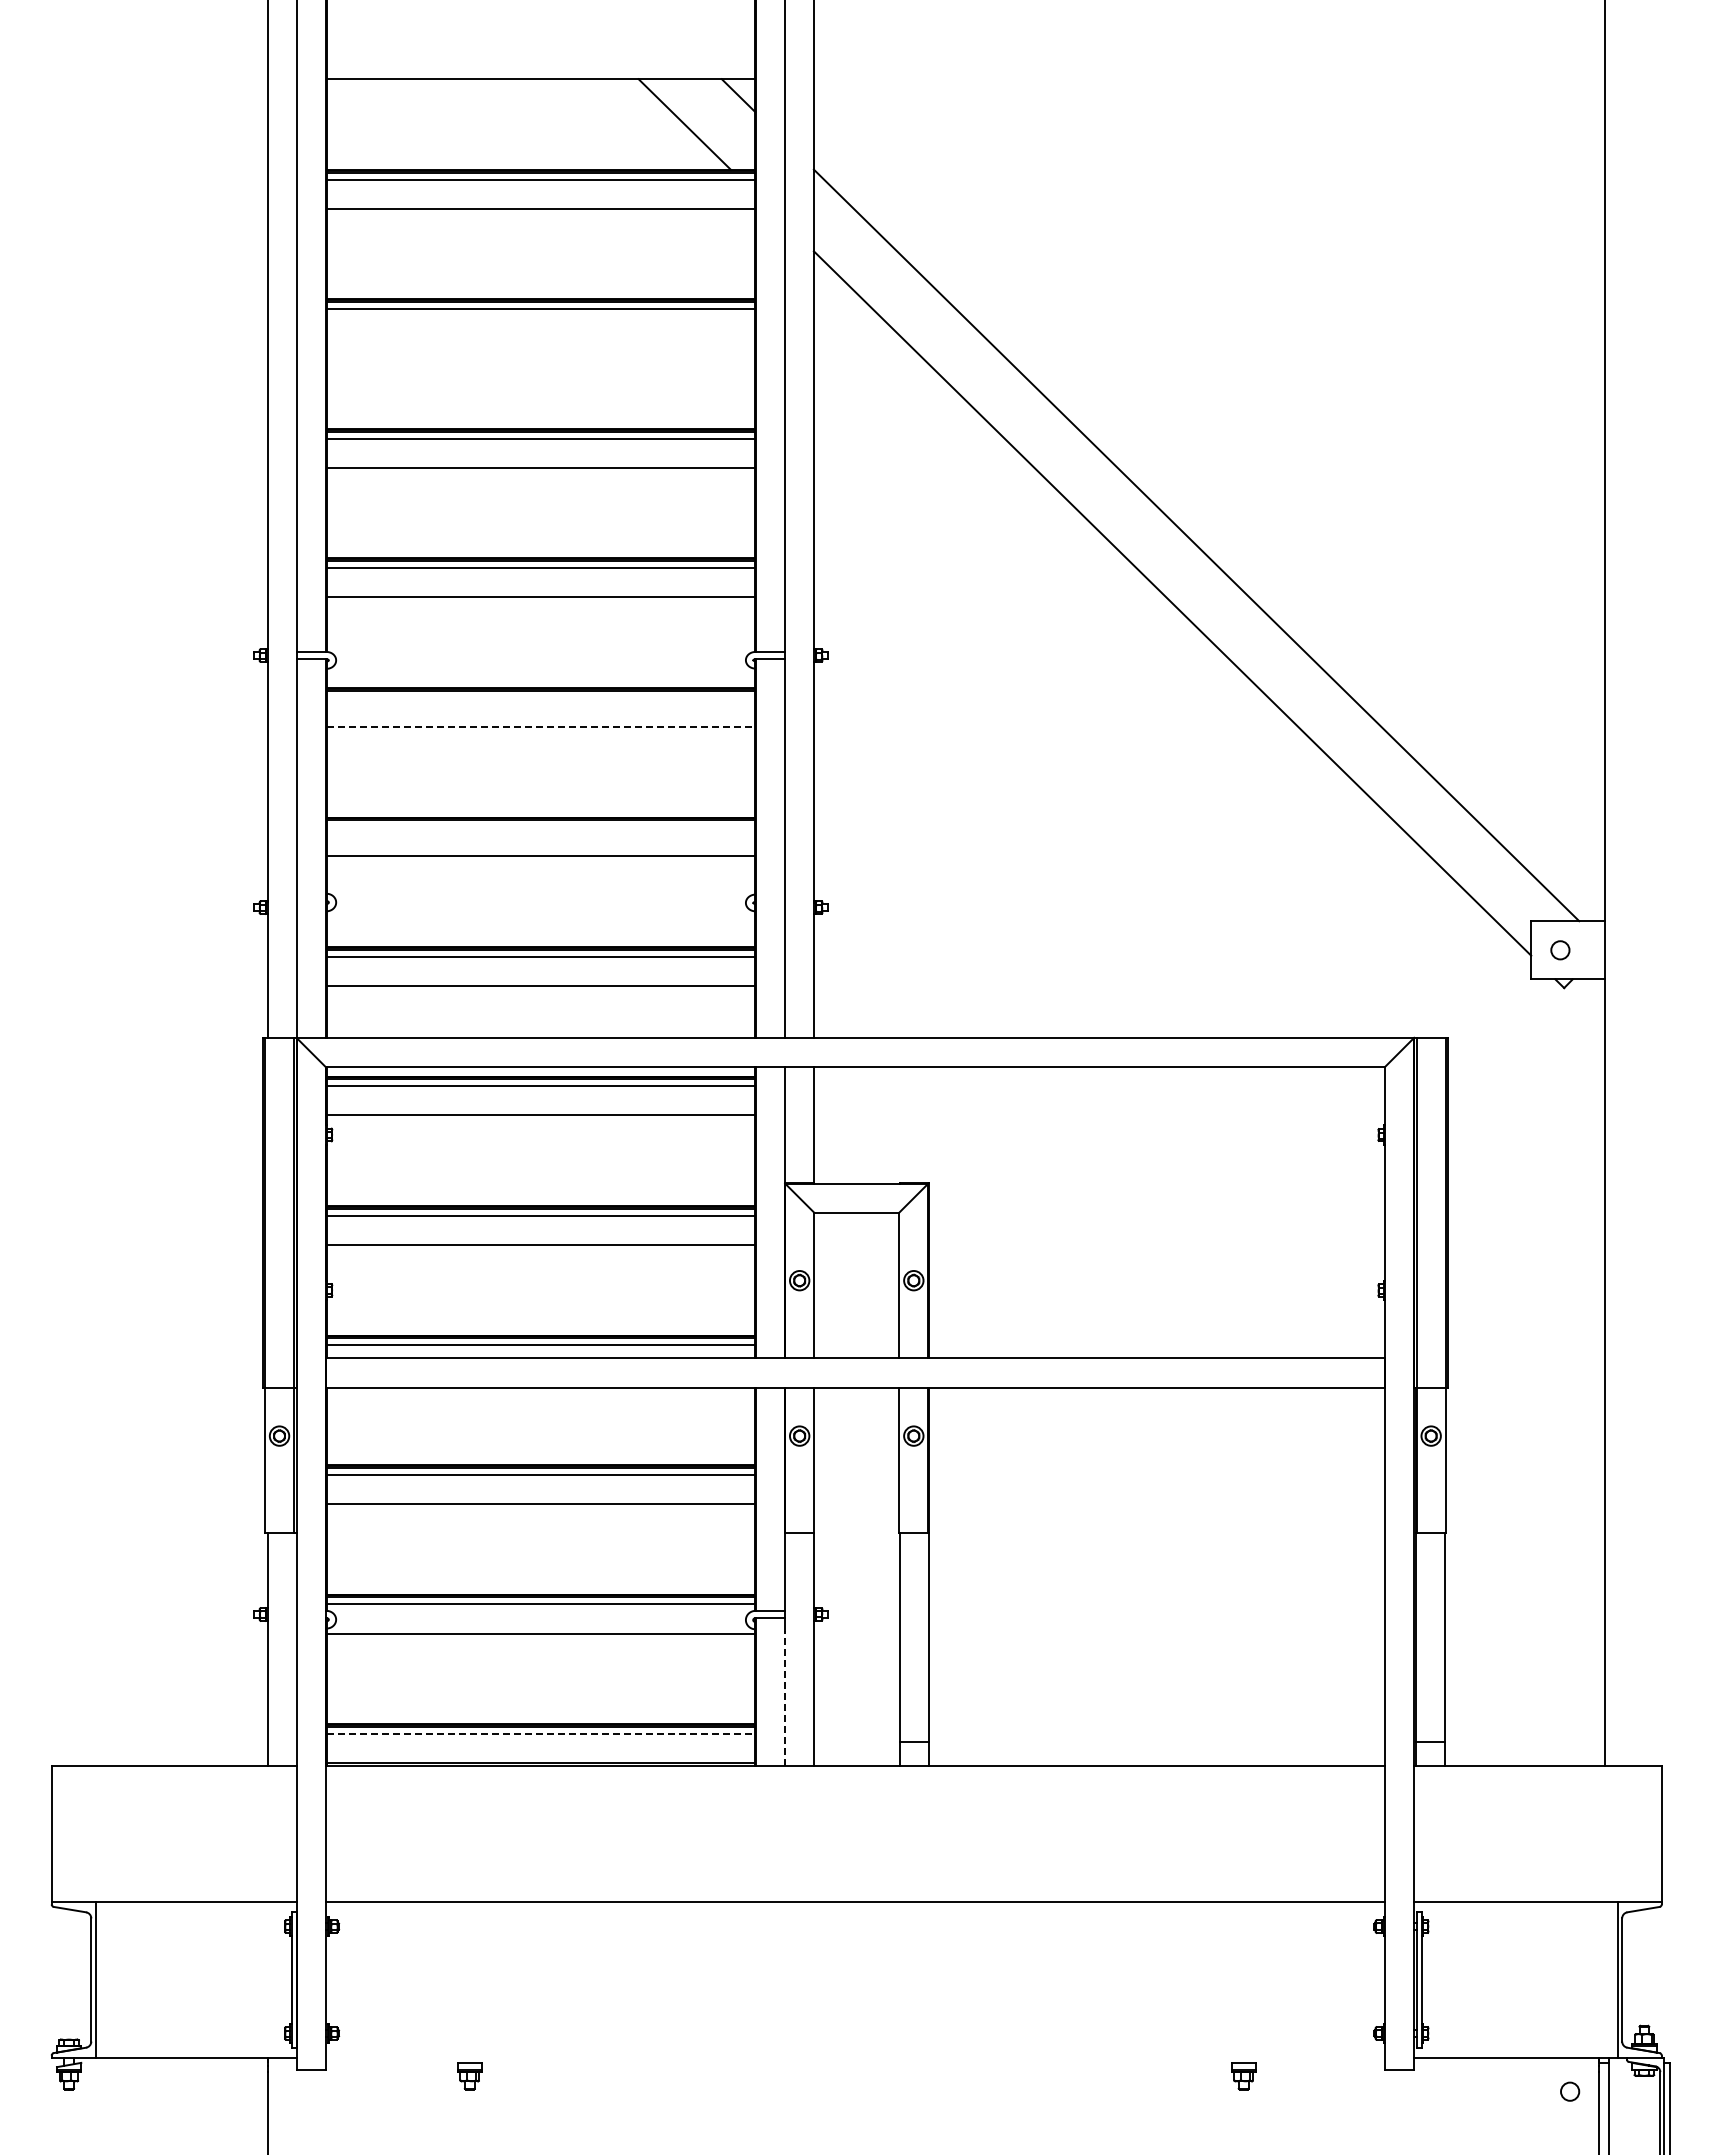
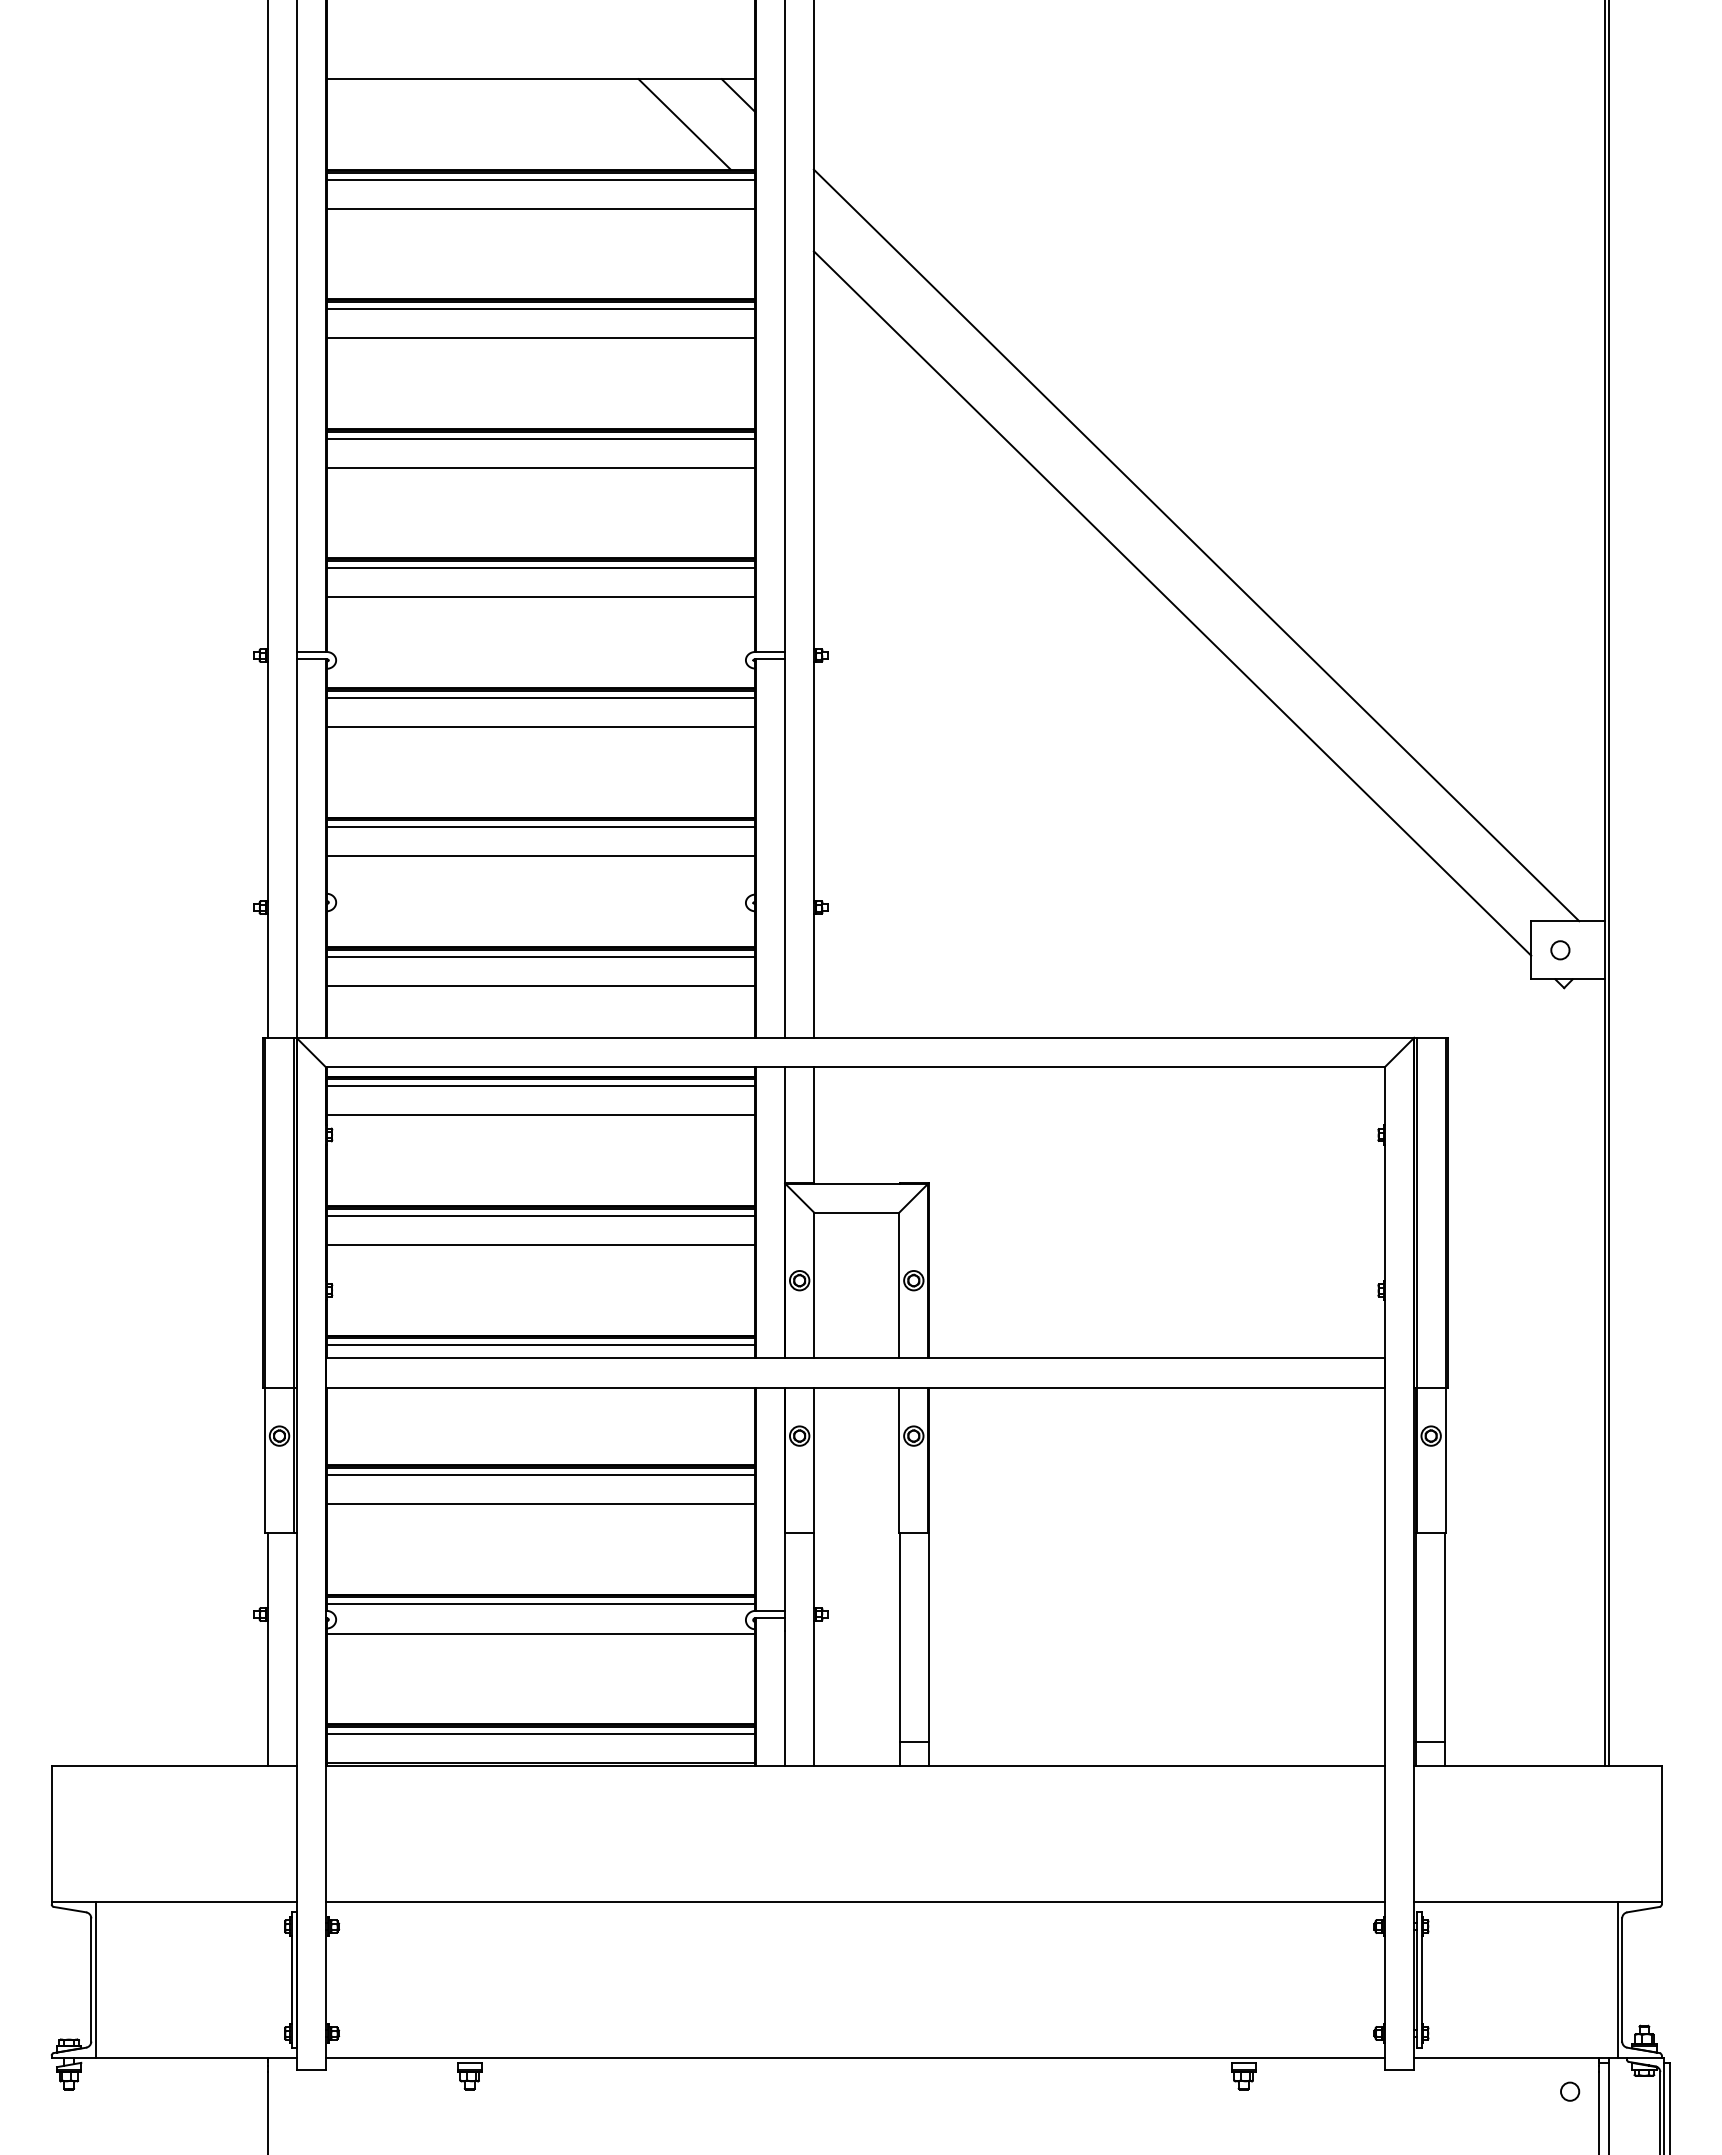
line: none -> present (540, 338)
line: none -> present (540, 697)
line: dashed -> solid (541, 726)
line: none -> present (540, 827)
line: none -> present (1608, 884)
line: dashed -> solid (784, 1698)
line: dashed -> solid (541, 1733)
line: none -> present (855, 2057)
